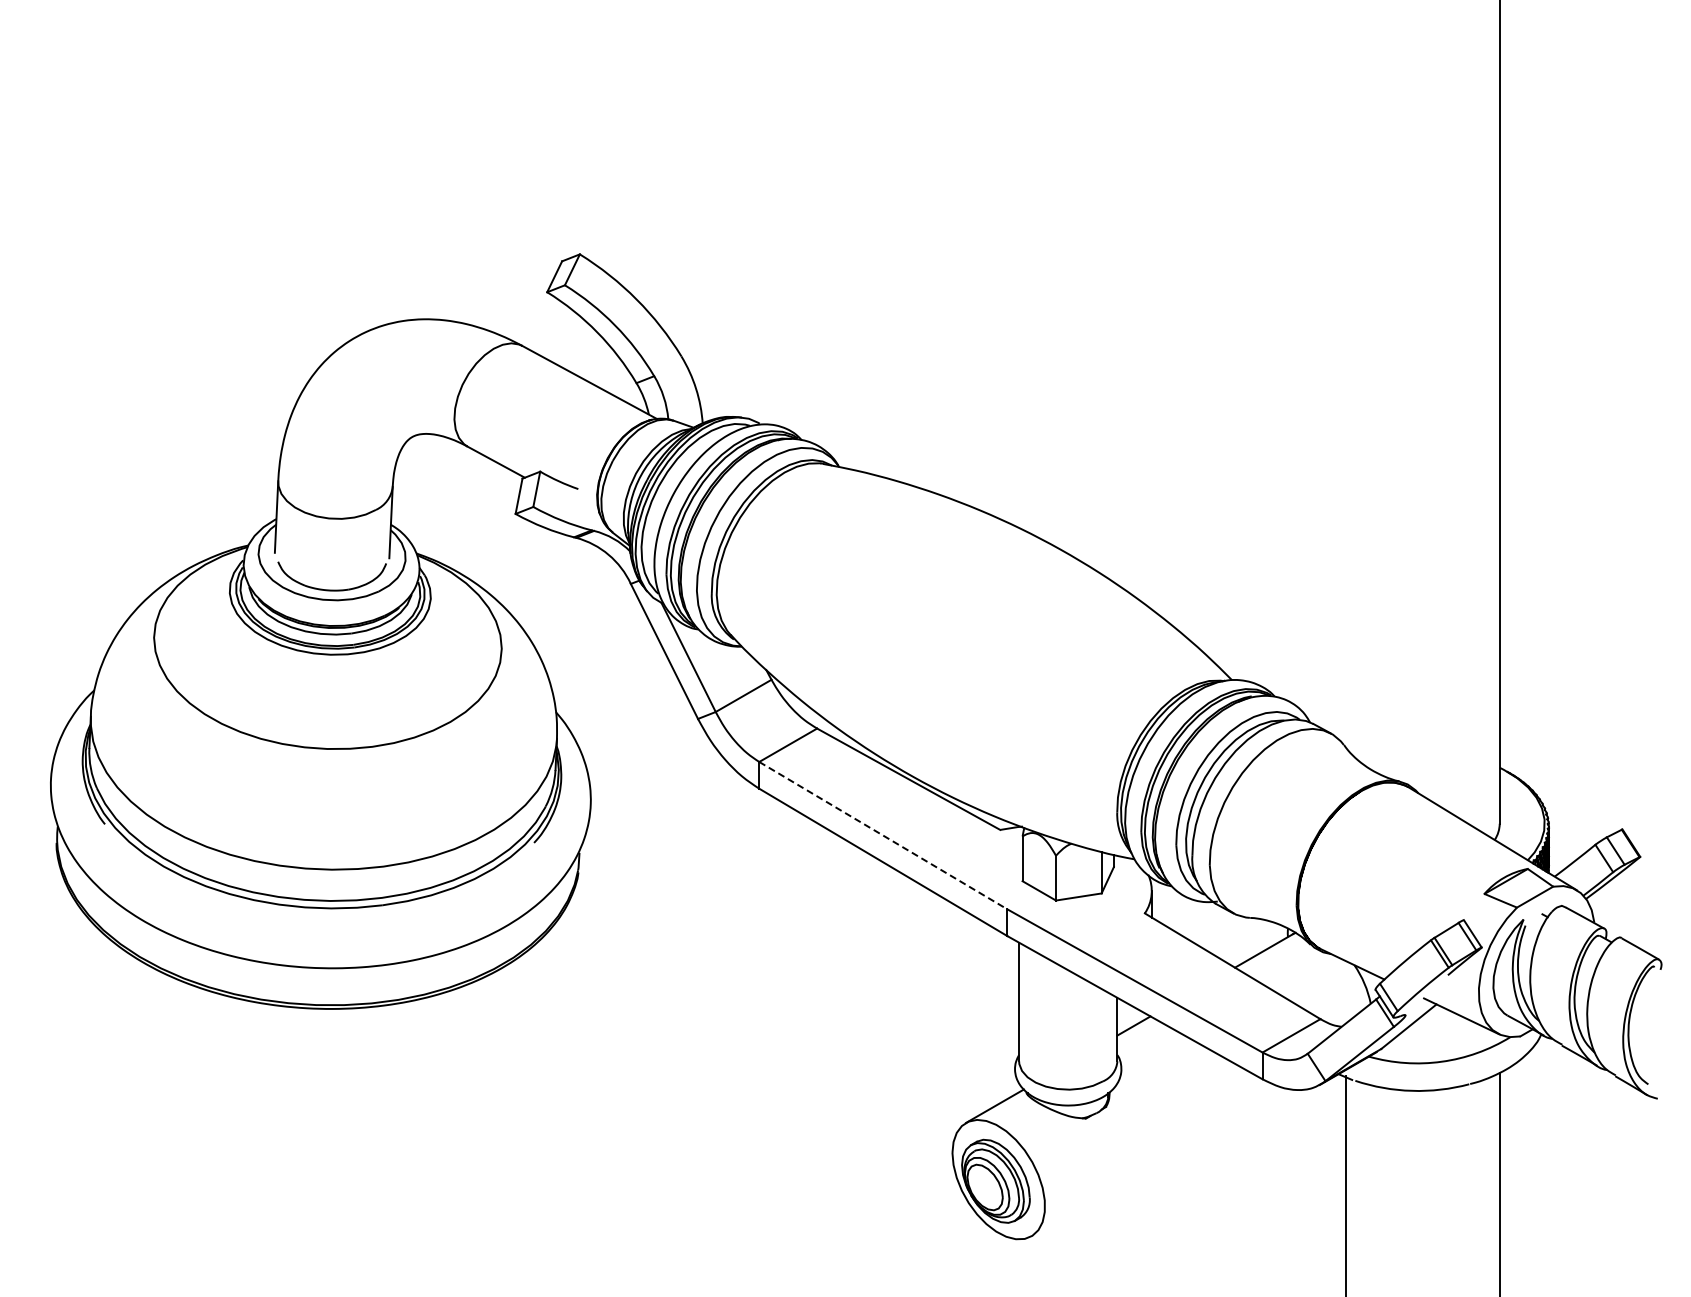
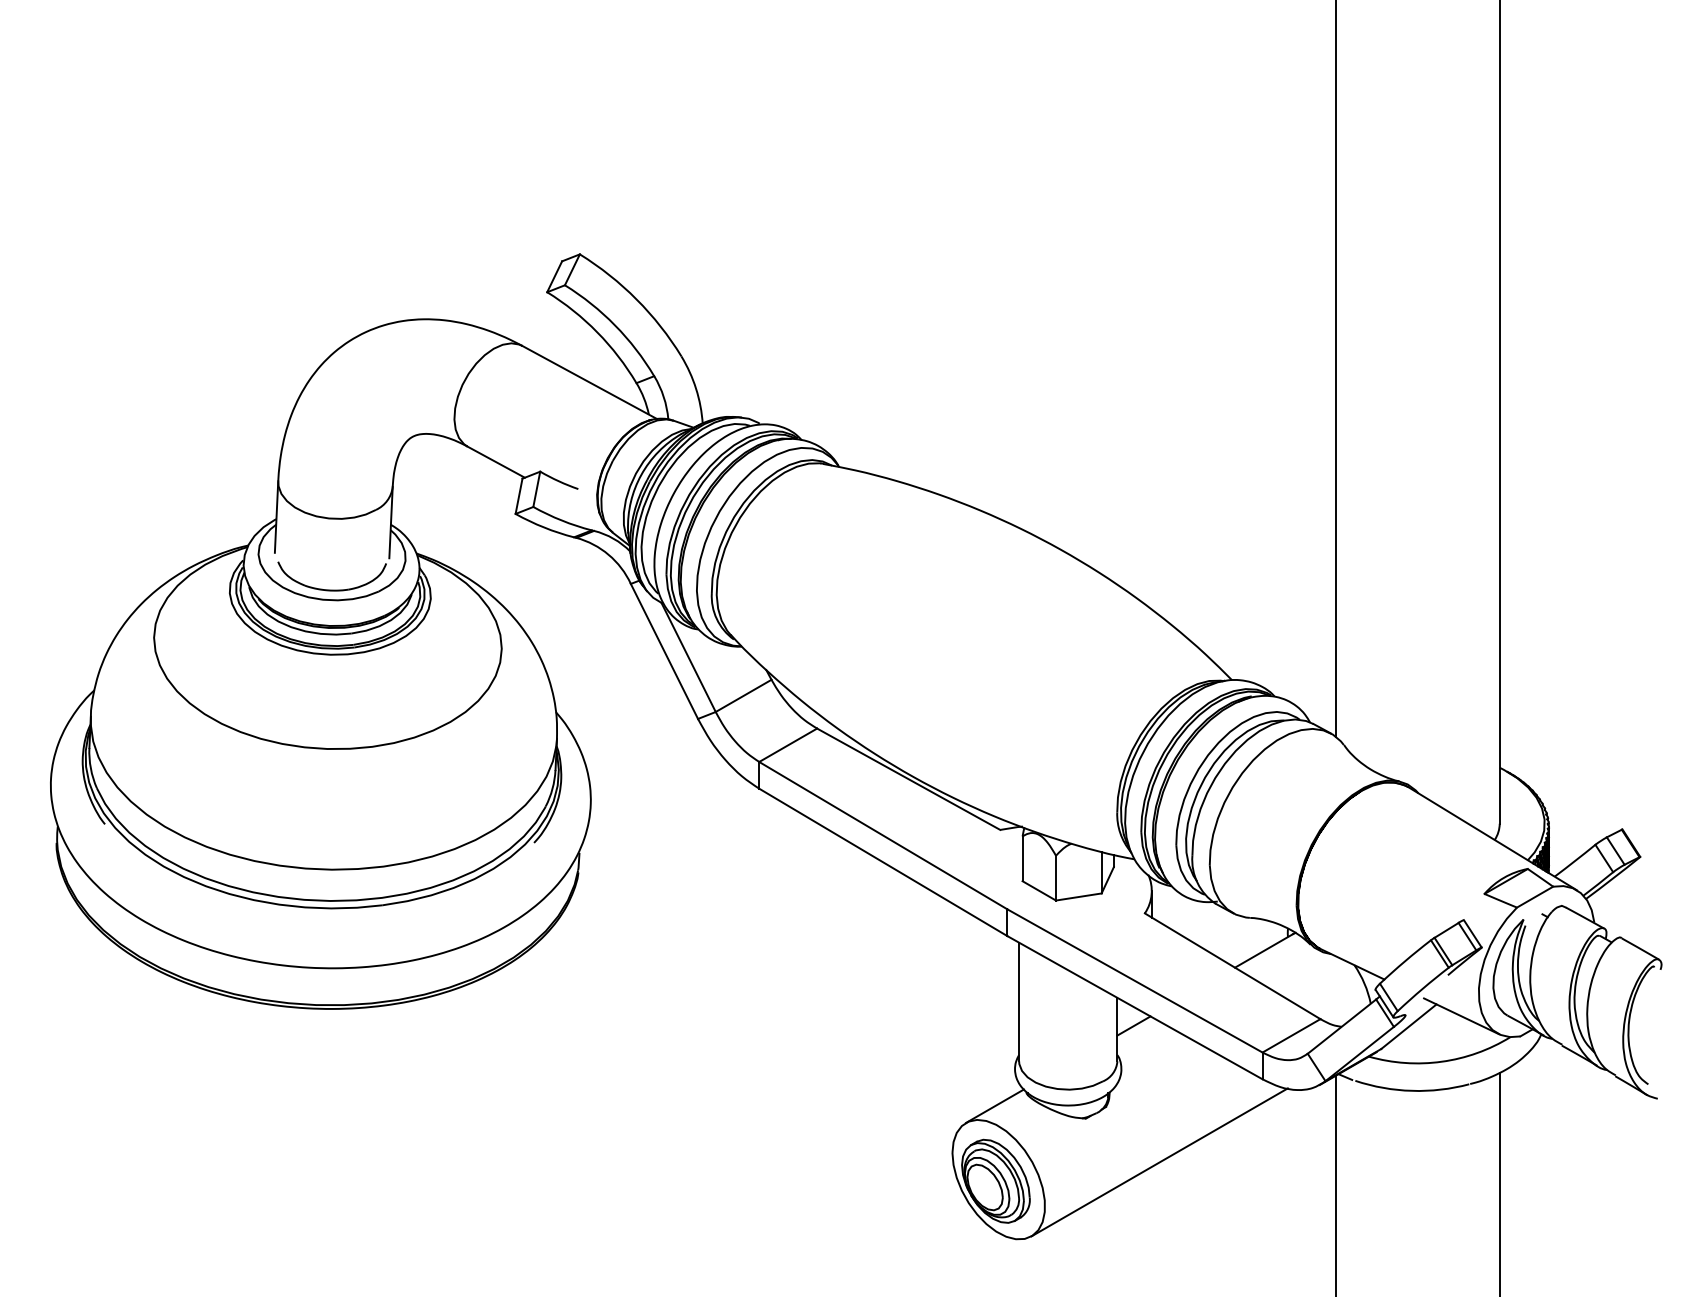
line: none -> present (1336, 369)
line: dashed -> solid (883, 835)
line: none -> present (1159, 1162)
line position: (1346, 1184) -> (1336, 1184) (1336, 1184)
